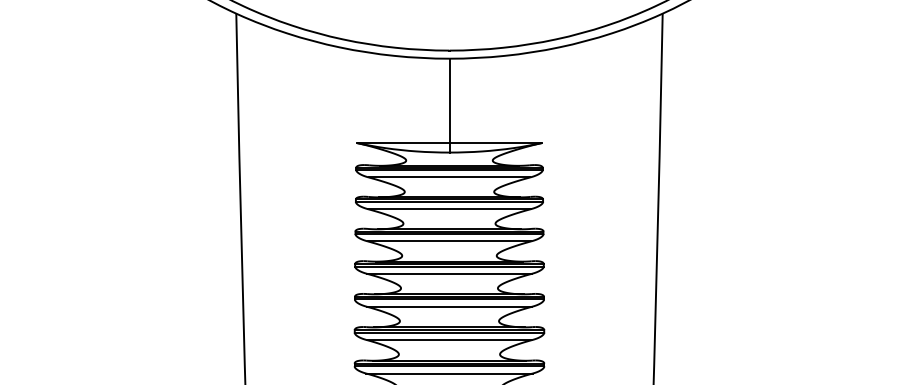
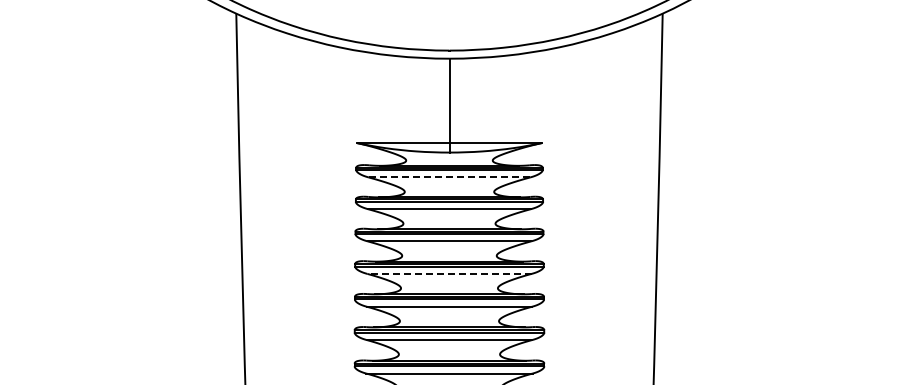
line: solid -> dashed (449, 177)
line: solid -> dashed (448, 273)
